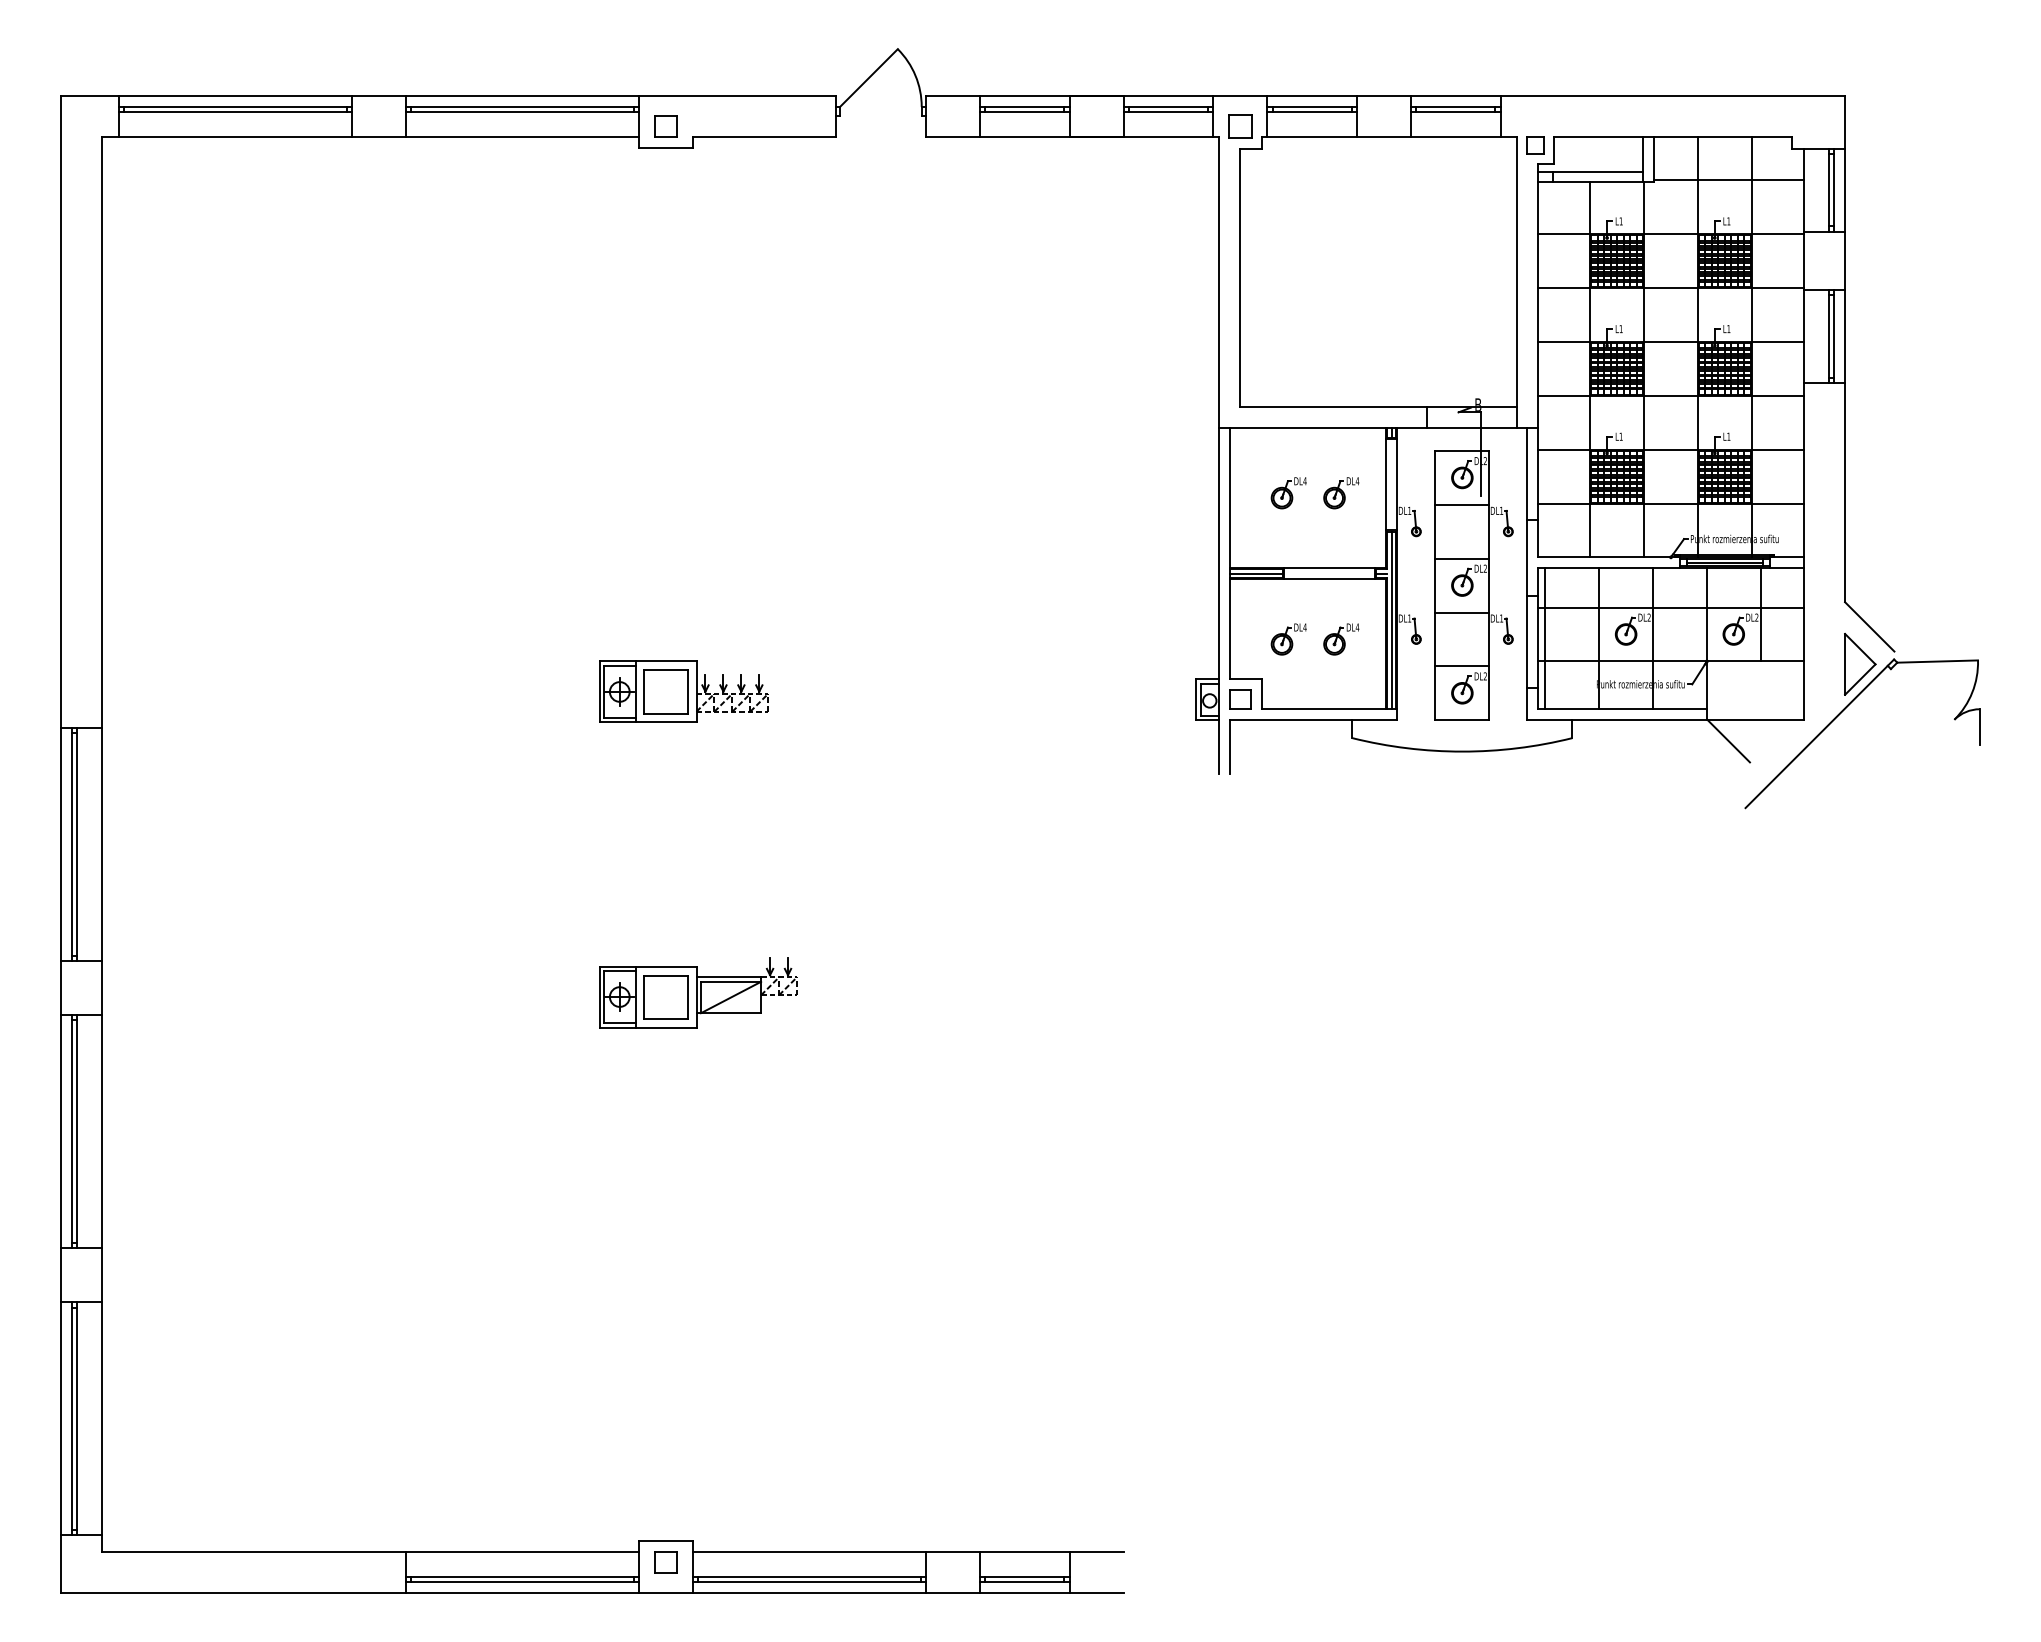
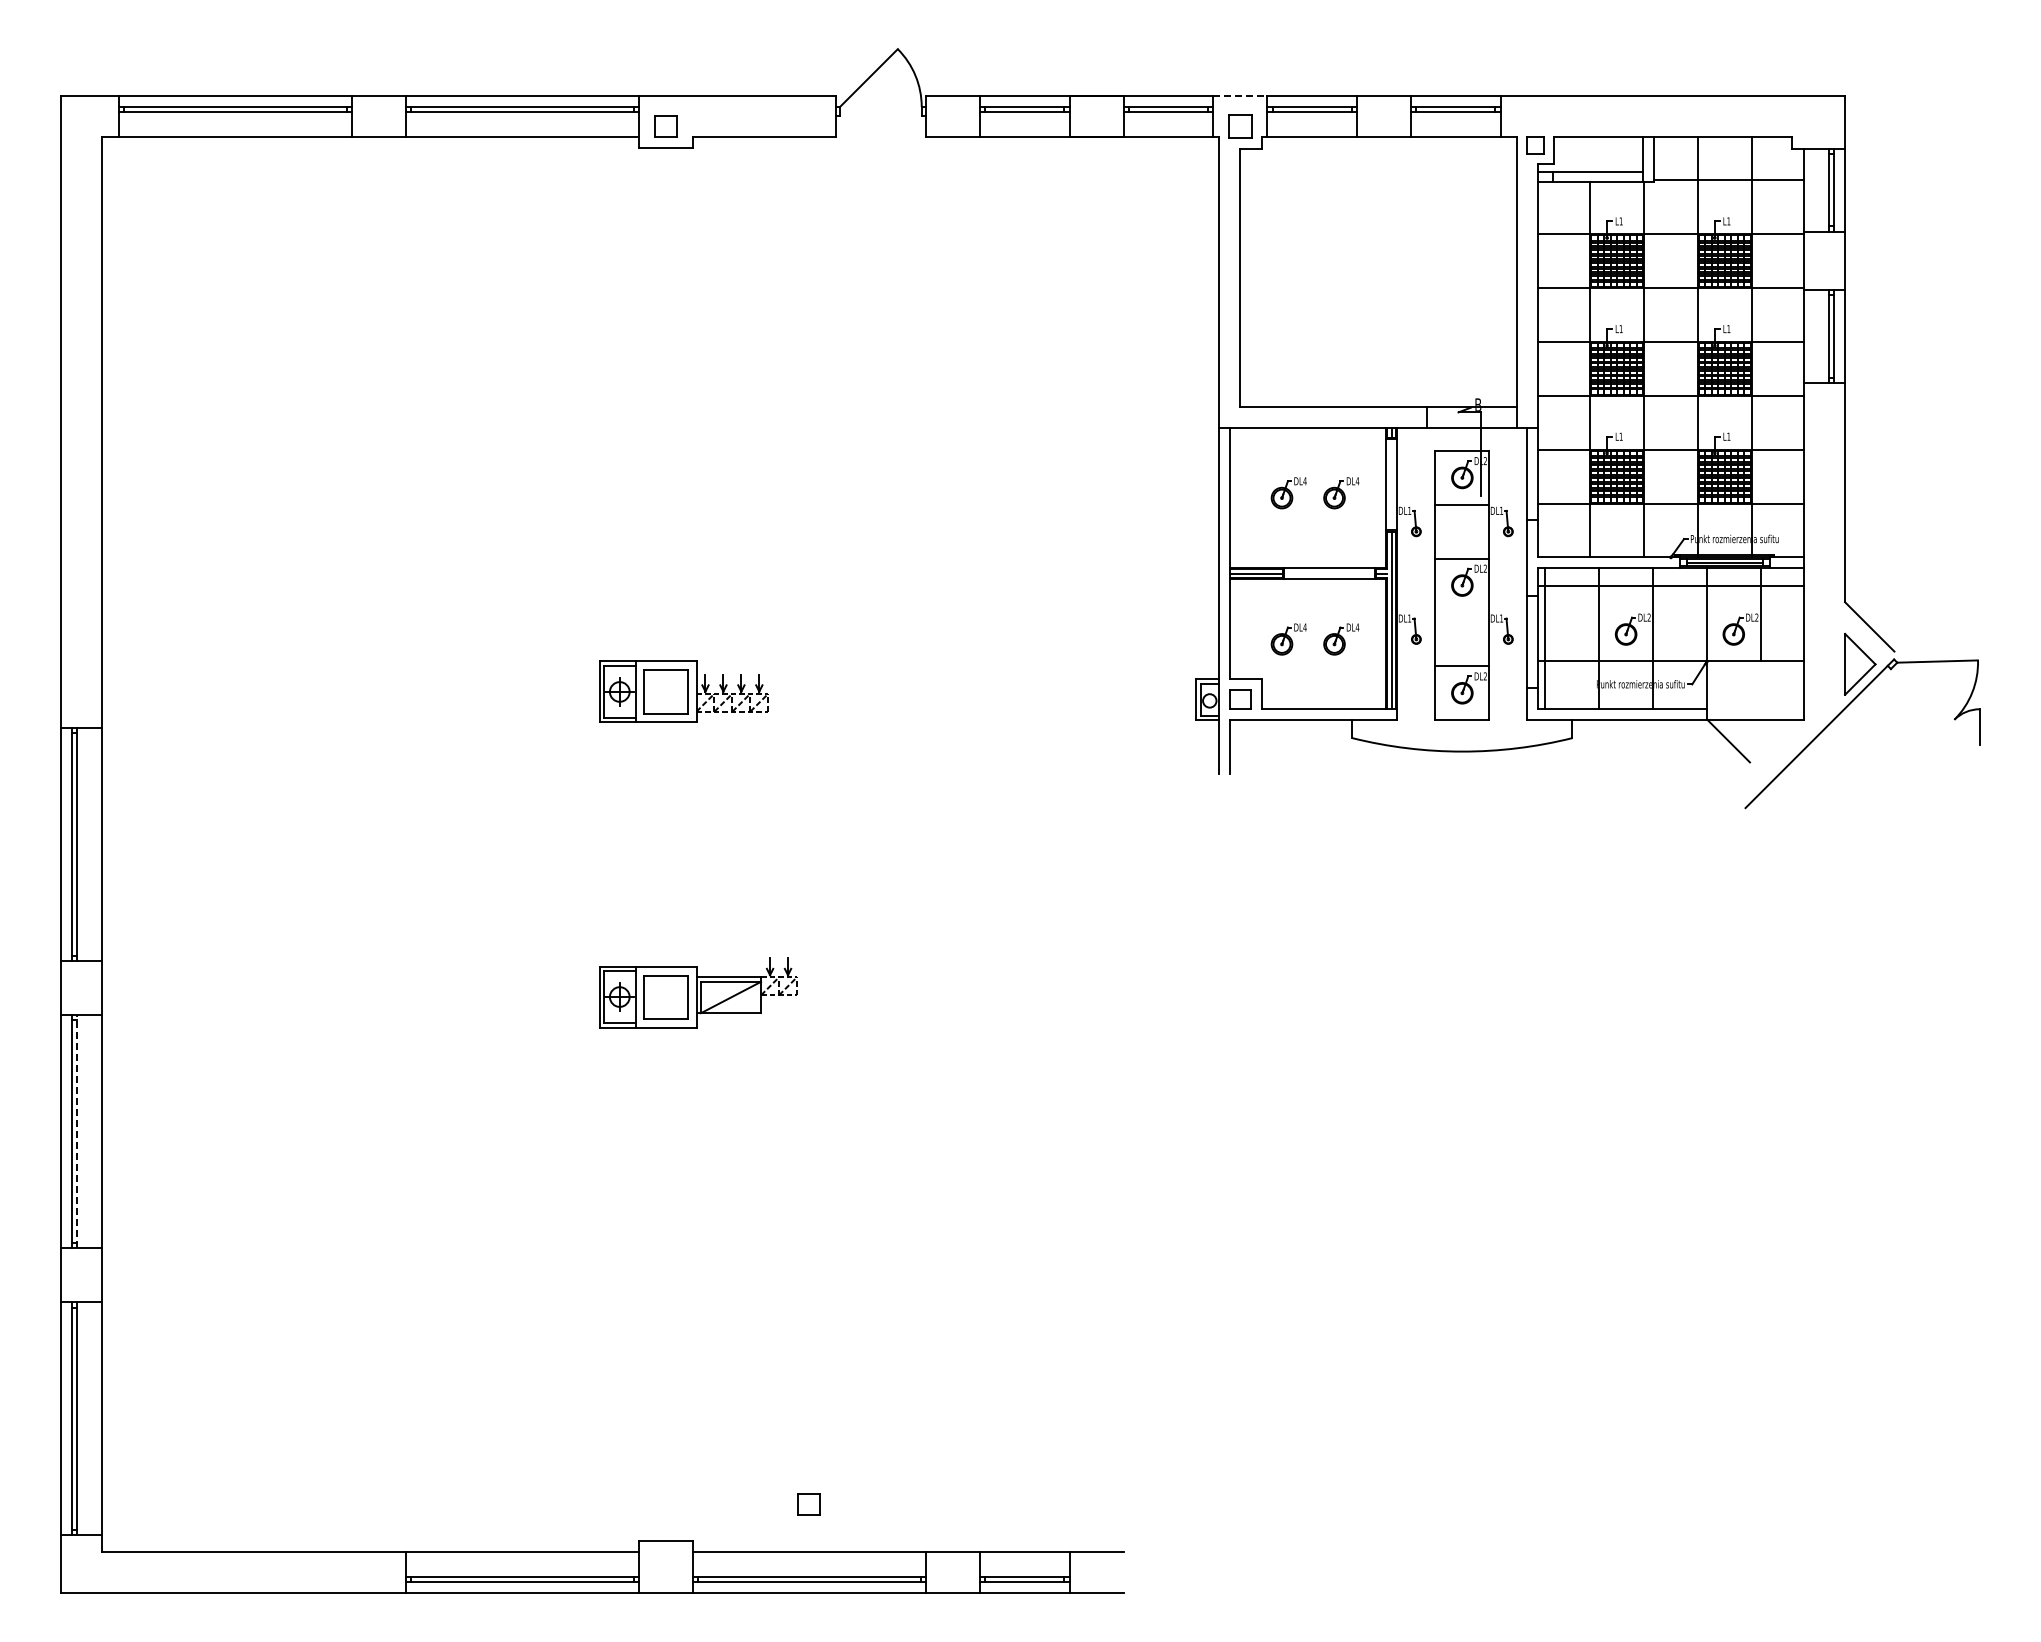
line: solid -> dashed (1240, 96)
line position: (1670, 607) -> (1670, 585) (1670, 585)
line: present -> none (1462, 612)
line: solid -> dashed (77, 1131)
part position: (665, 1562) -> (808, 1504) (808, 1504)
